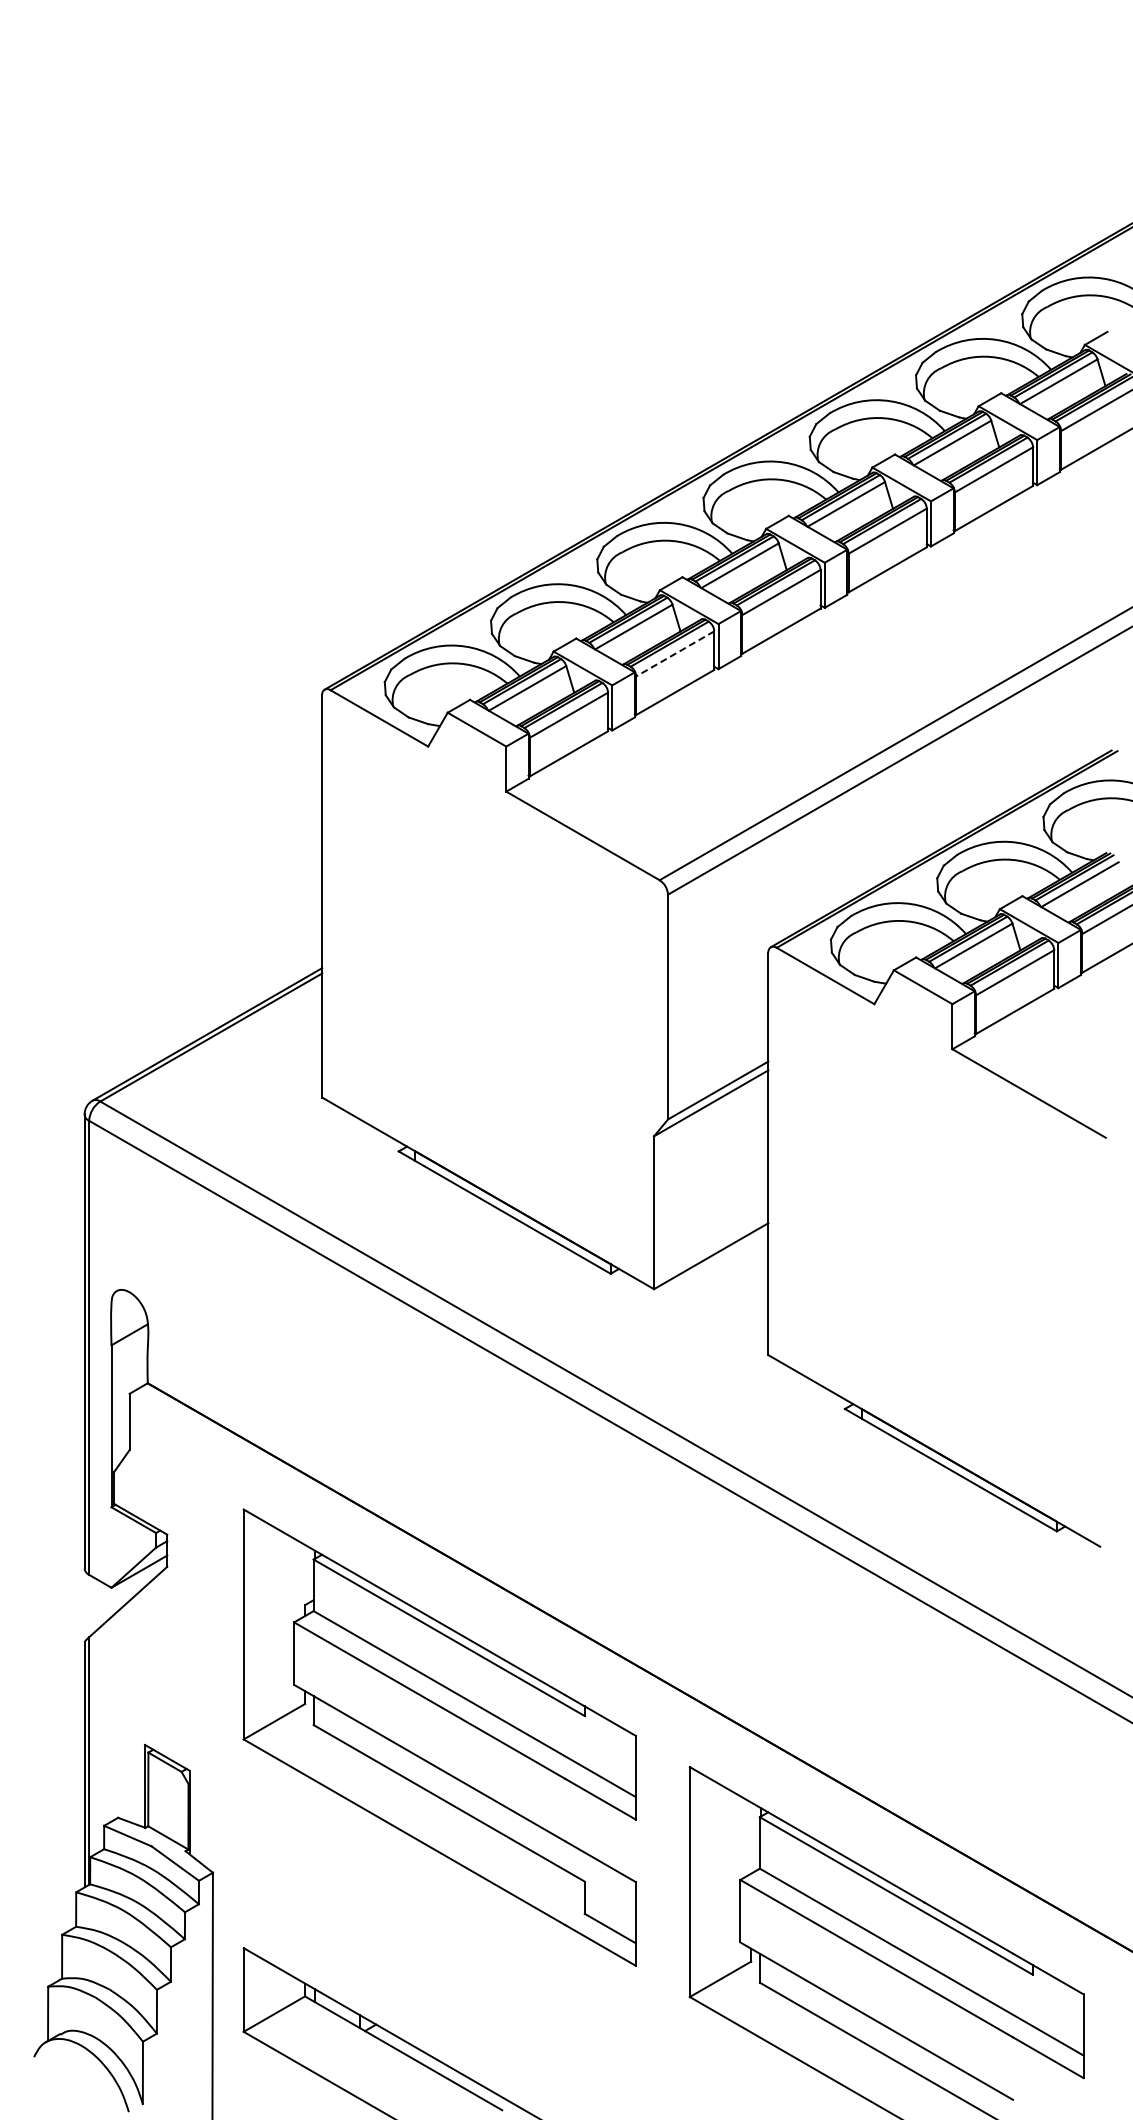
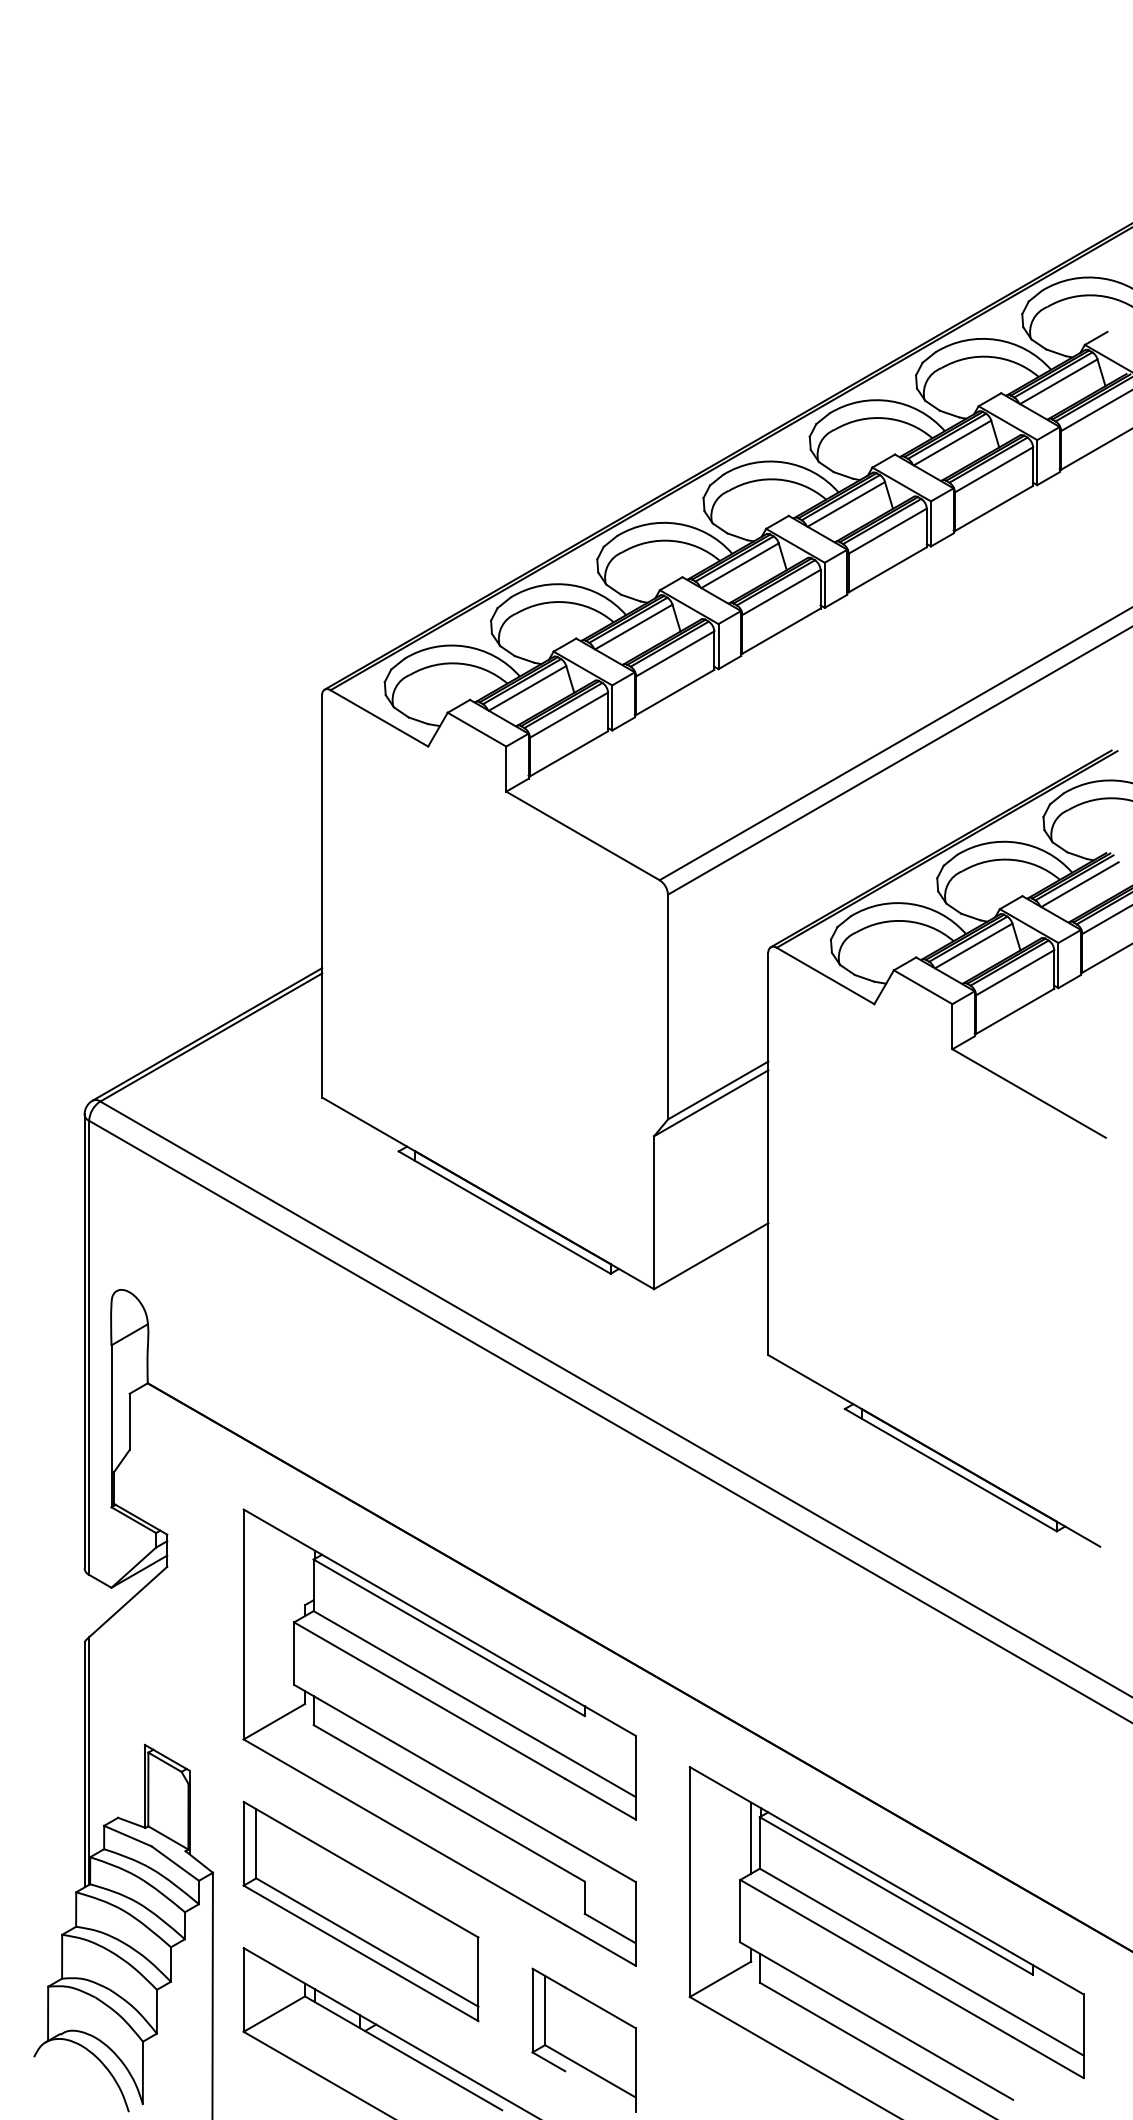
line: dashed -> solid (674, 654)
line: none -> present (751, 1837)
part: none -> present (360, 1911)
part: none -> present (583, 2039)
